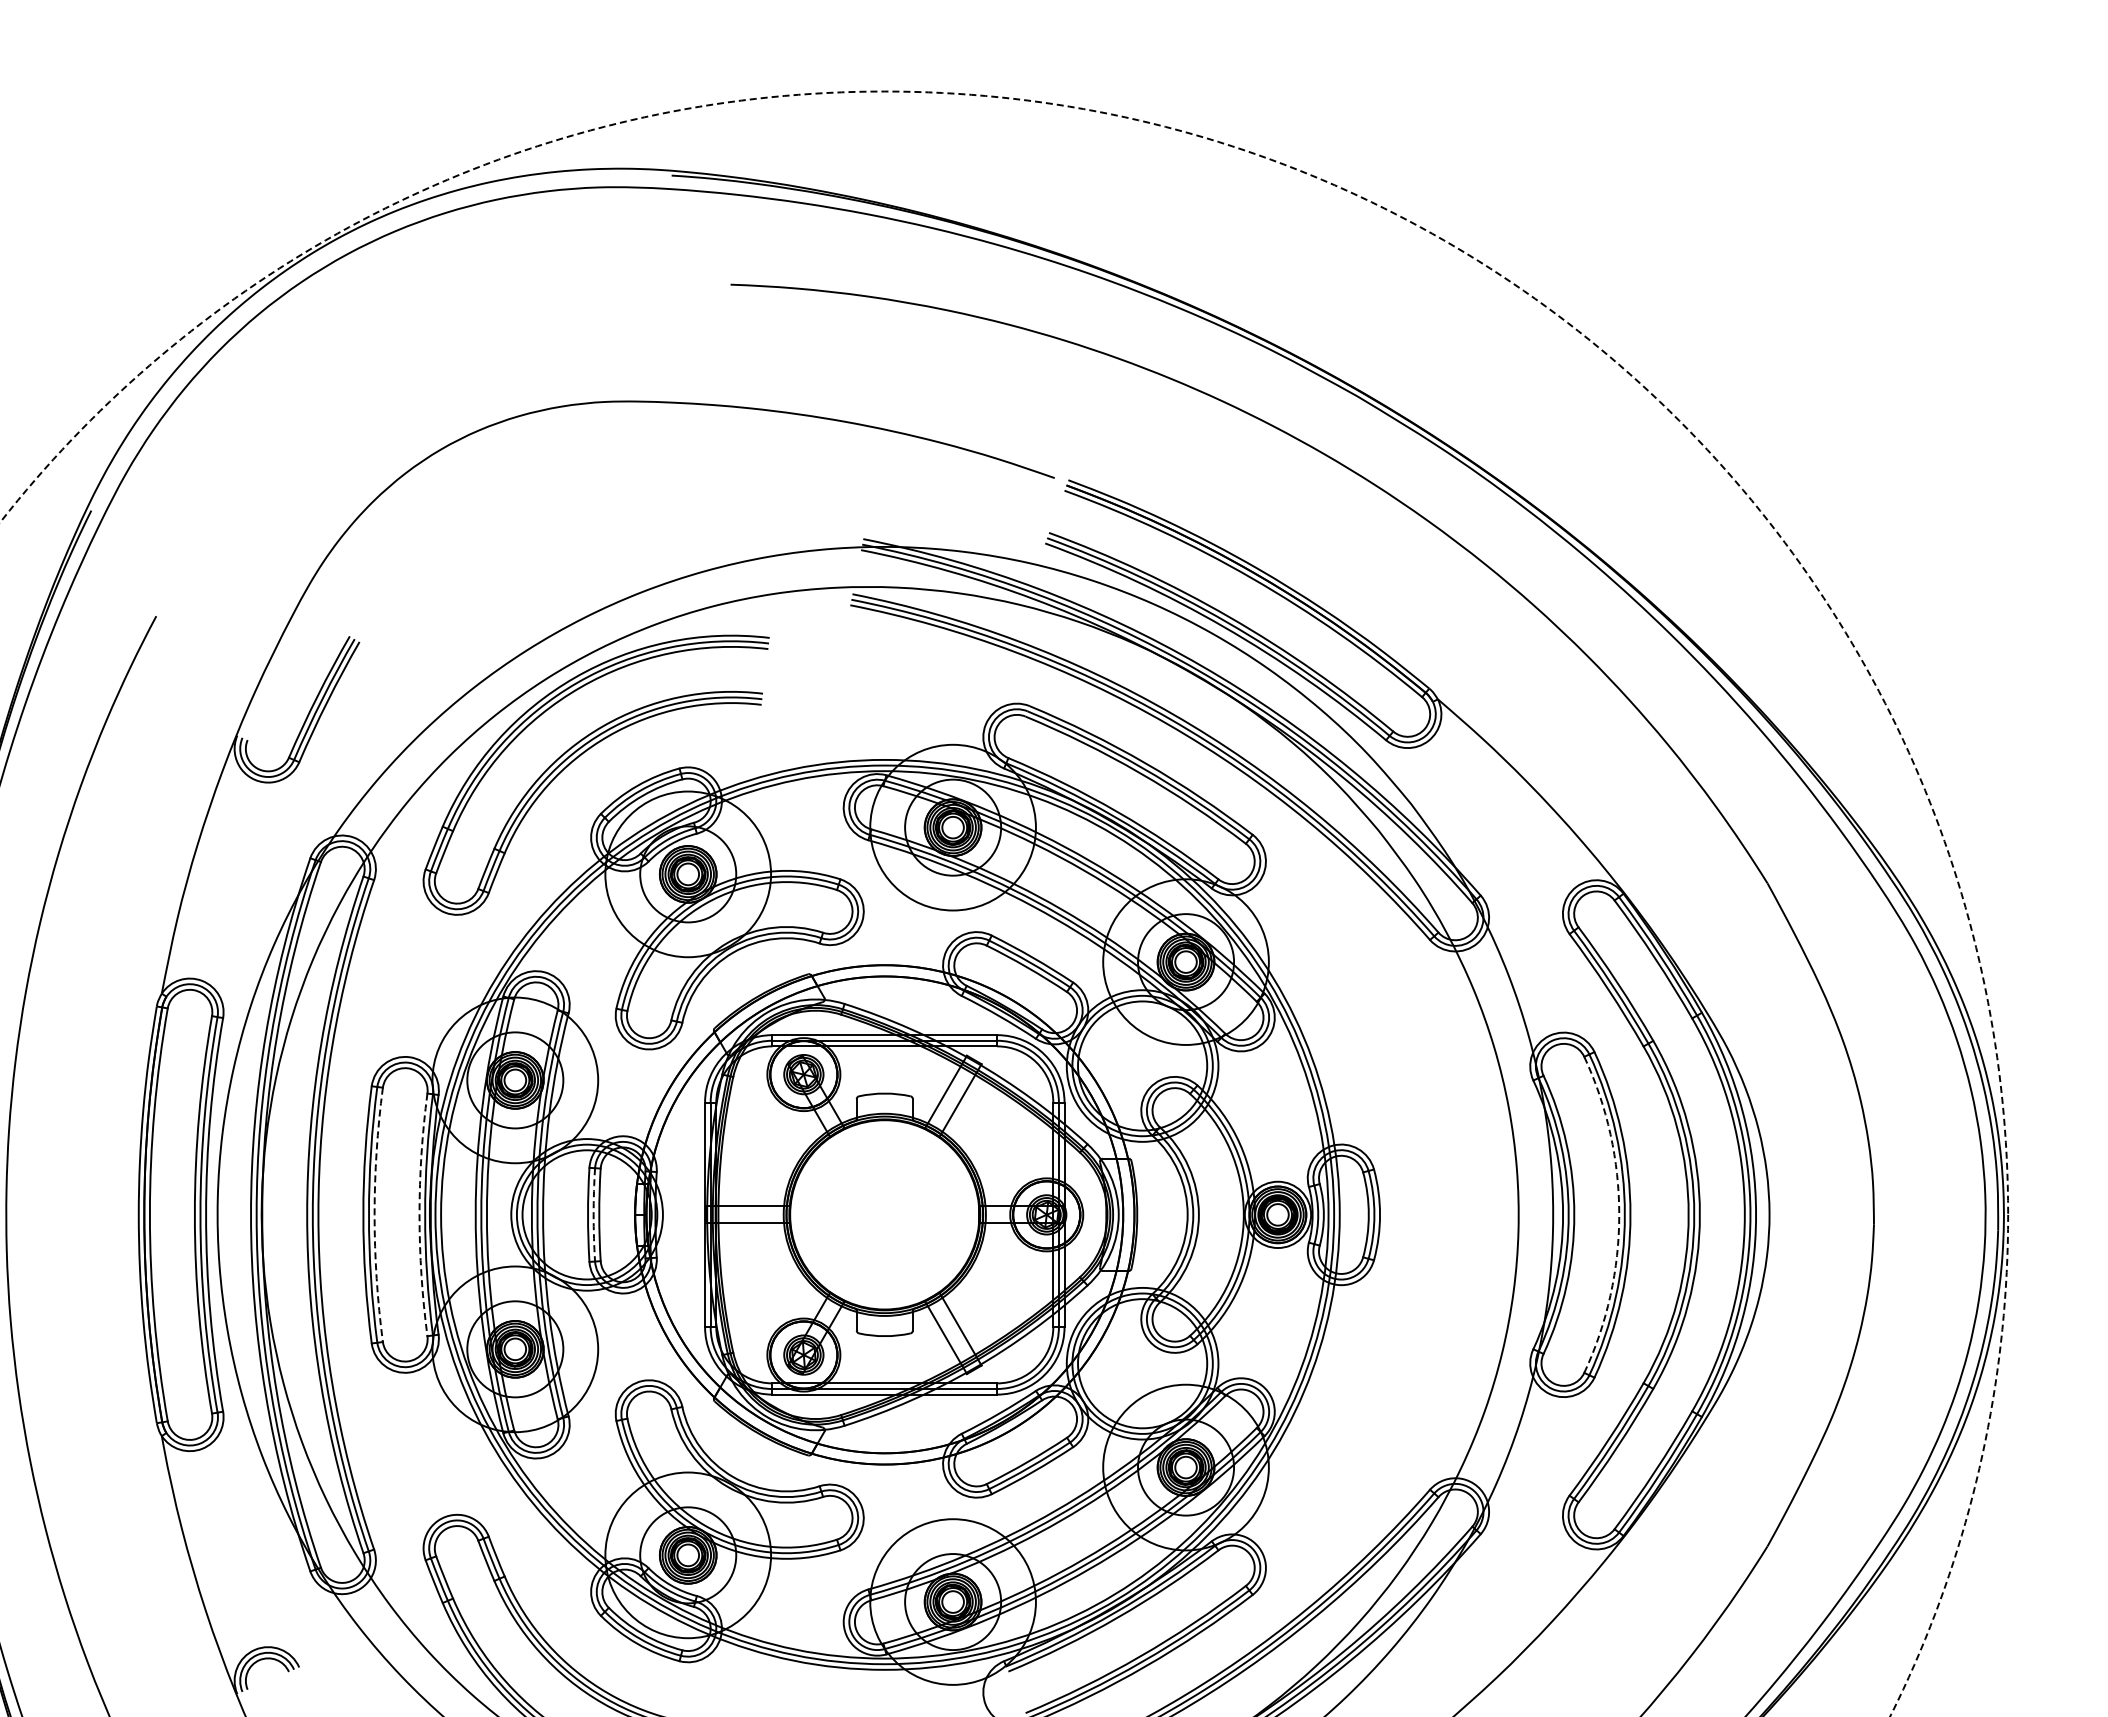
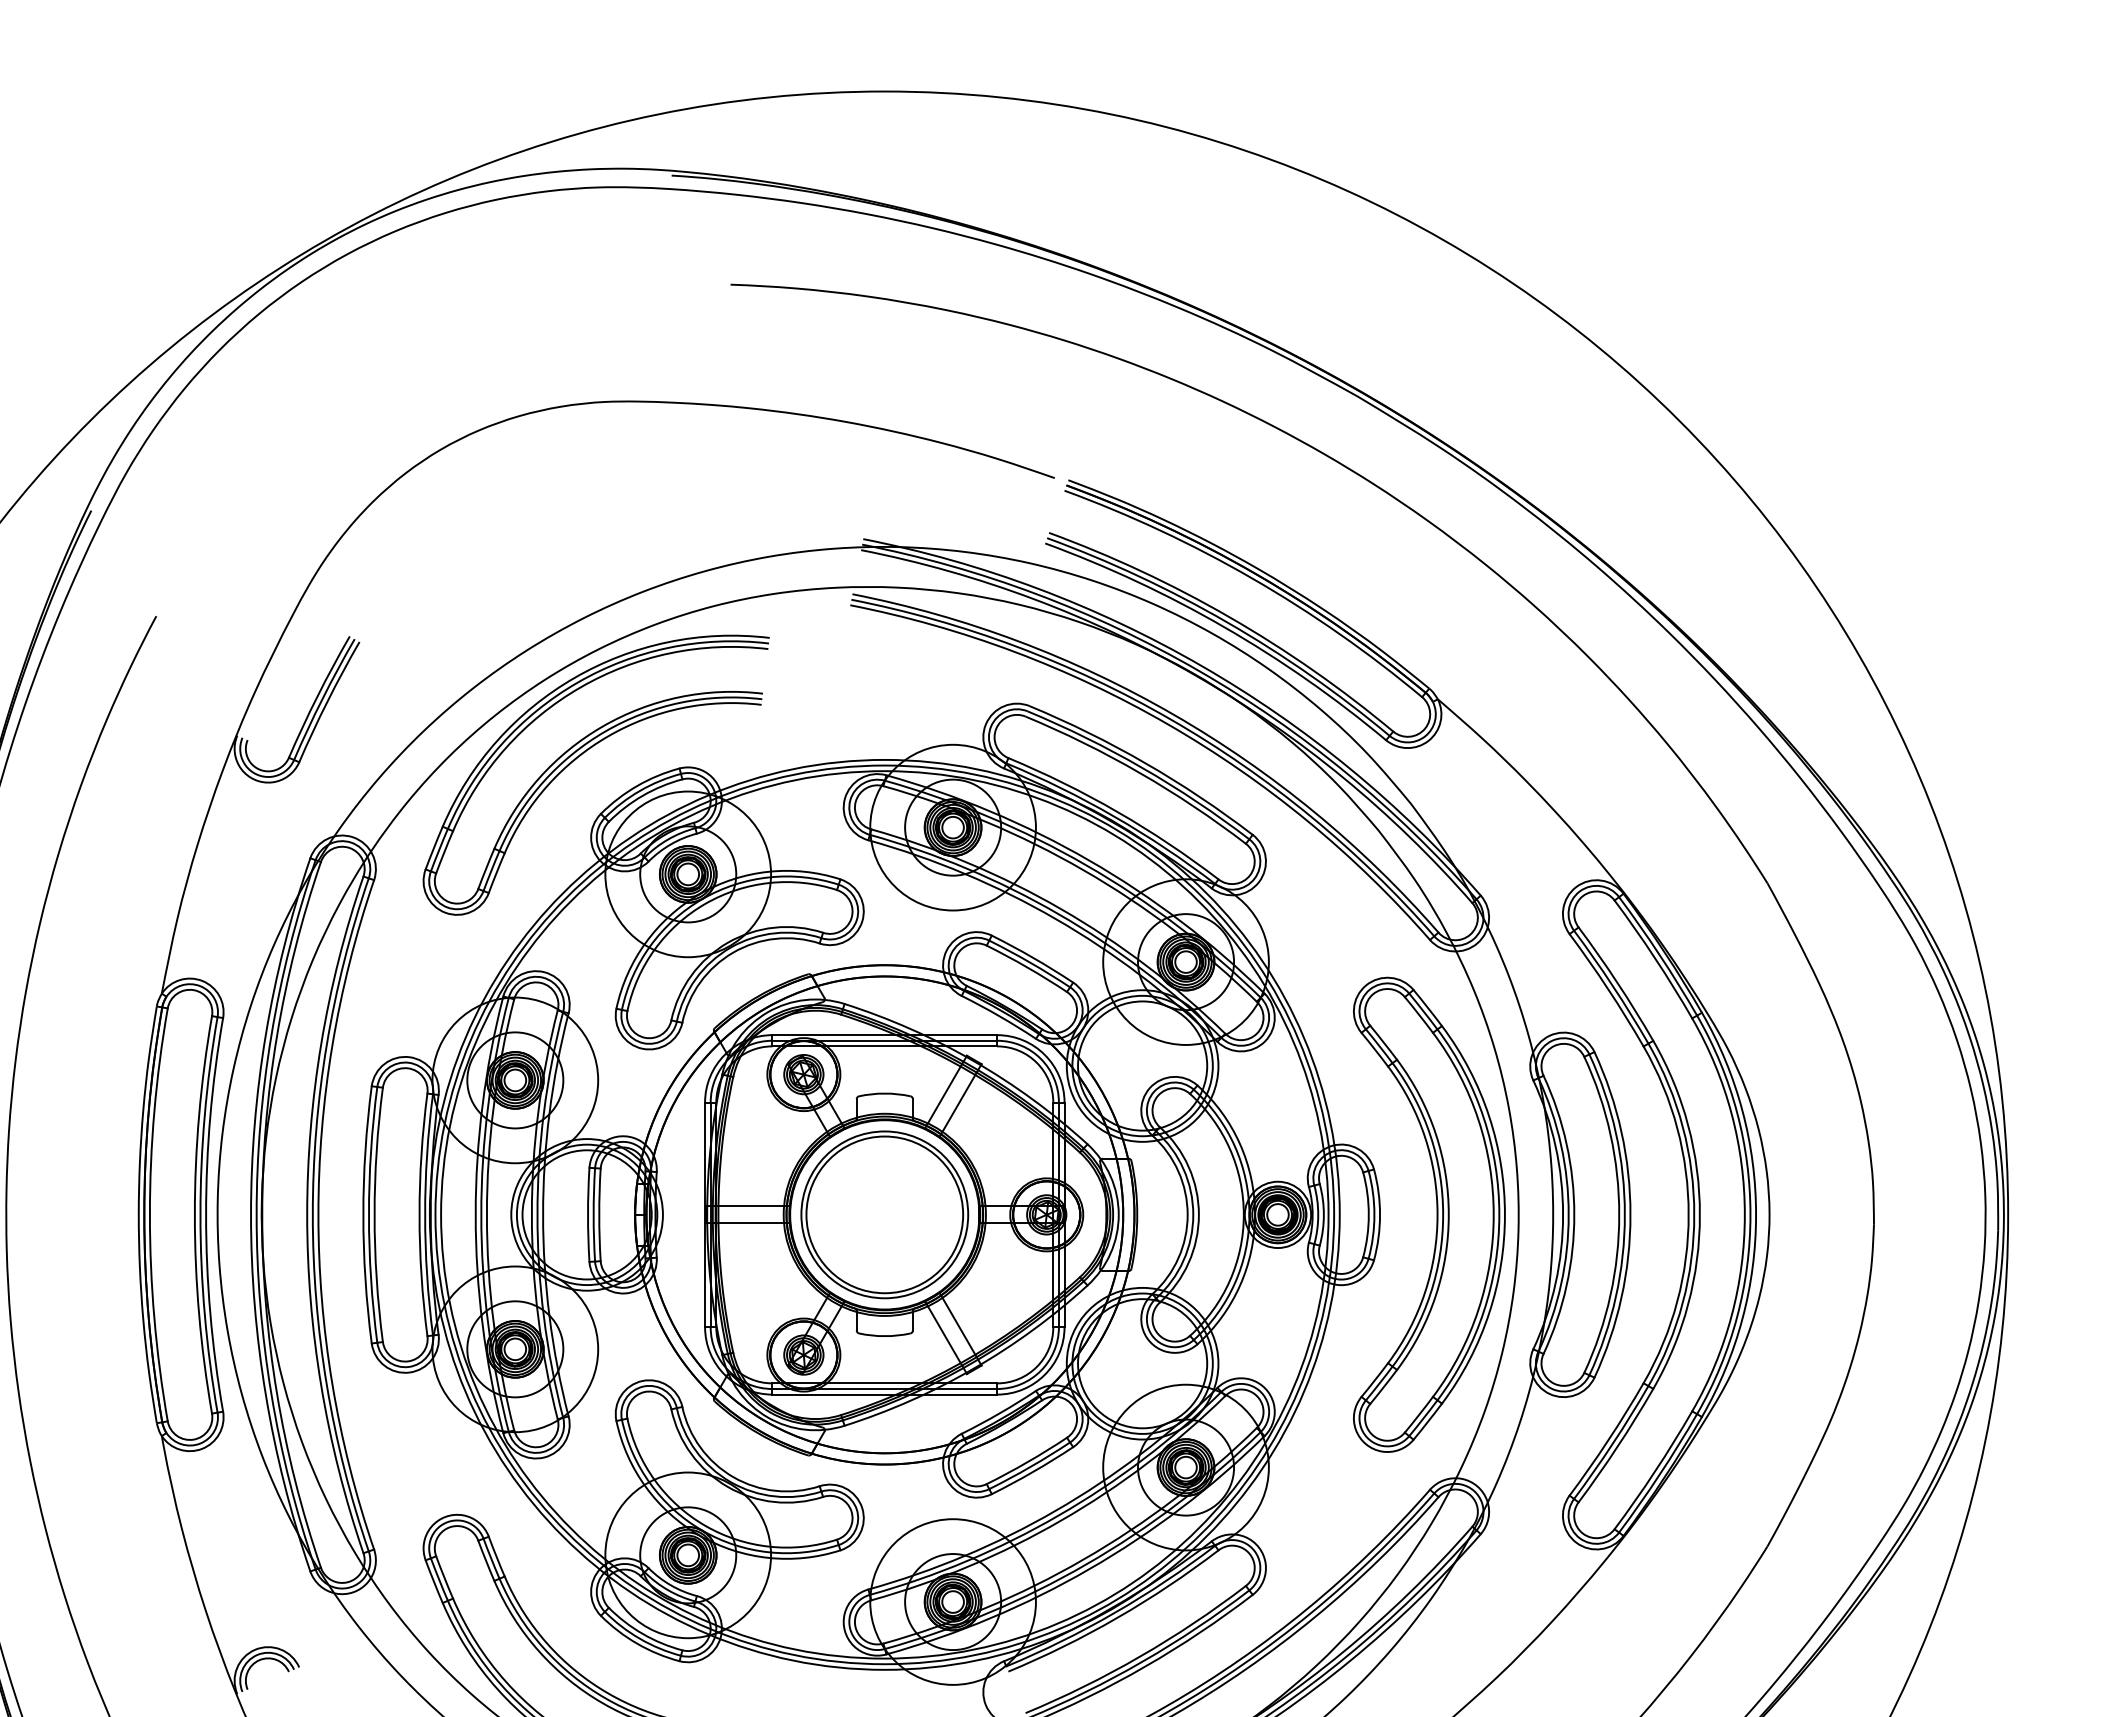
circle: dashed -> solid (1004, 903)
arc: dashed -> solid (374, 1214)
arc: dashed -> solid (419, 1214)
arc: dashed -> solid (593, 1214)
part: none -> present (884, 1214)
part: none -> present (1436, 1214)
arc: dashed -> solid (1619, 1214)
